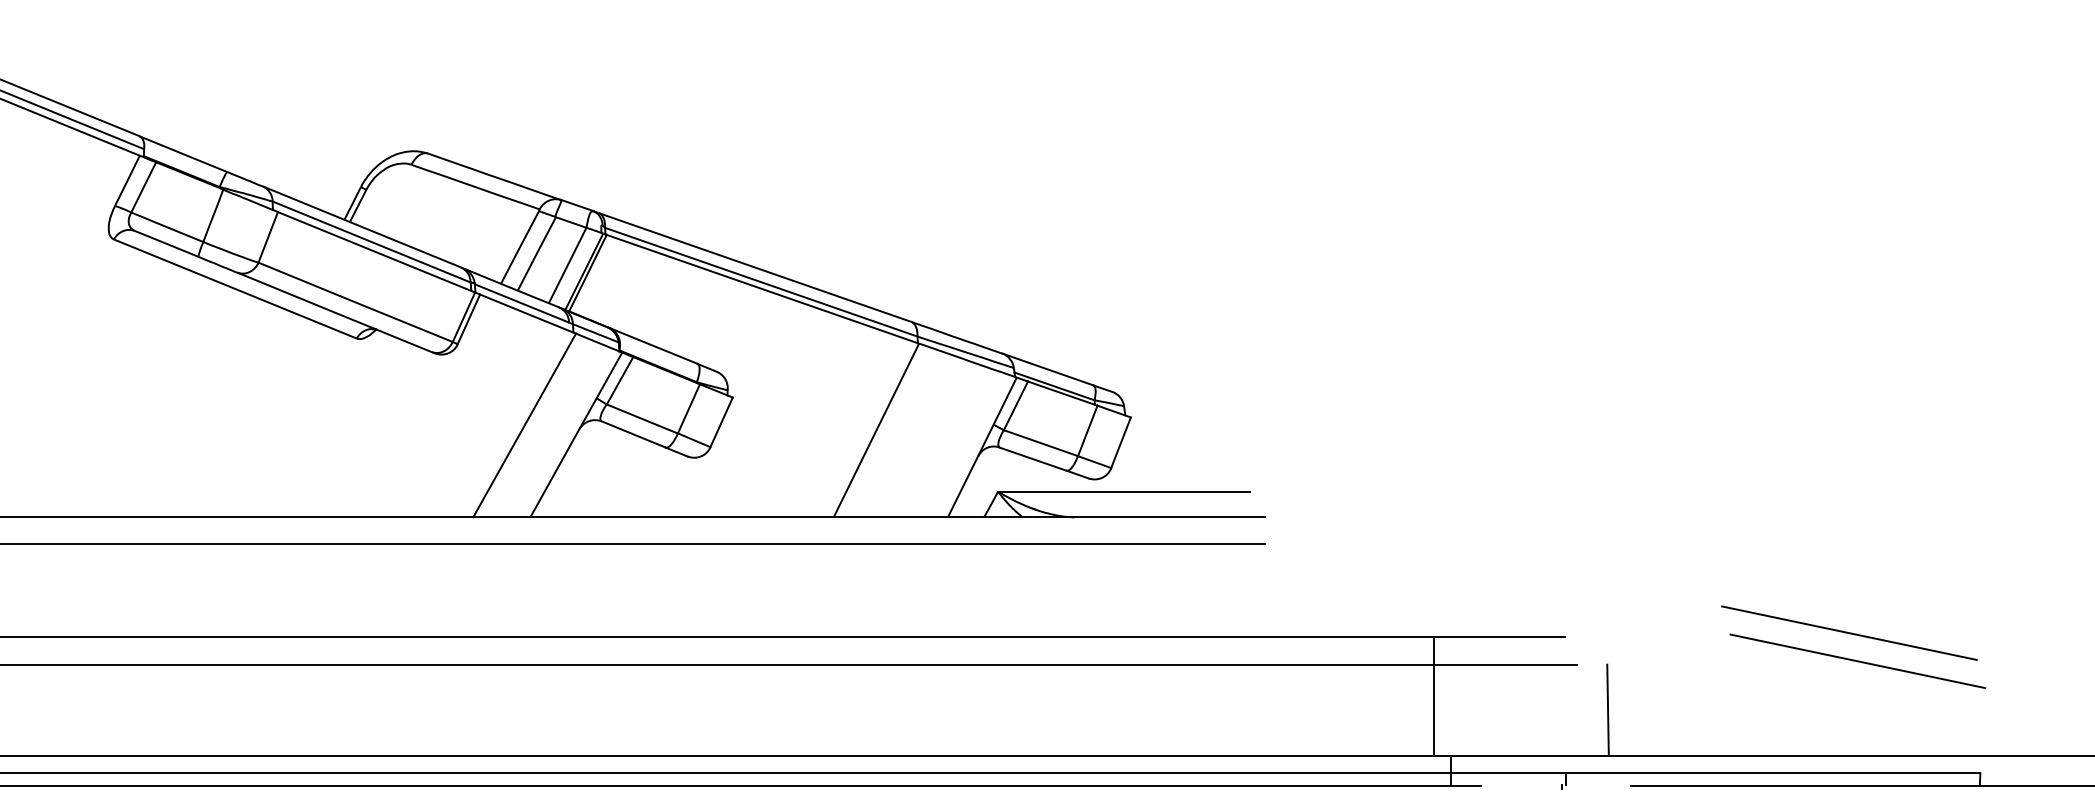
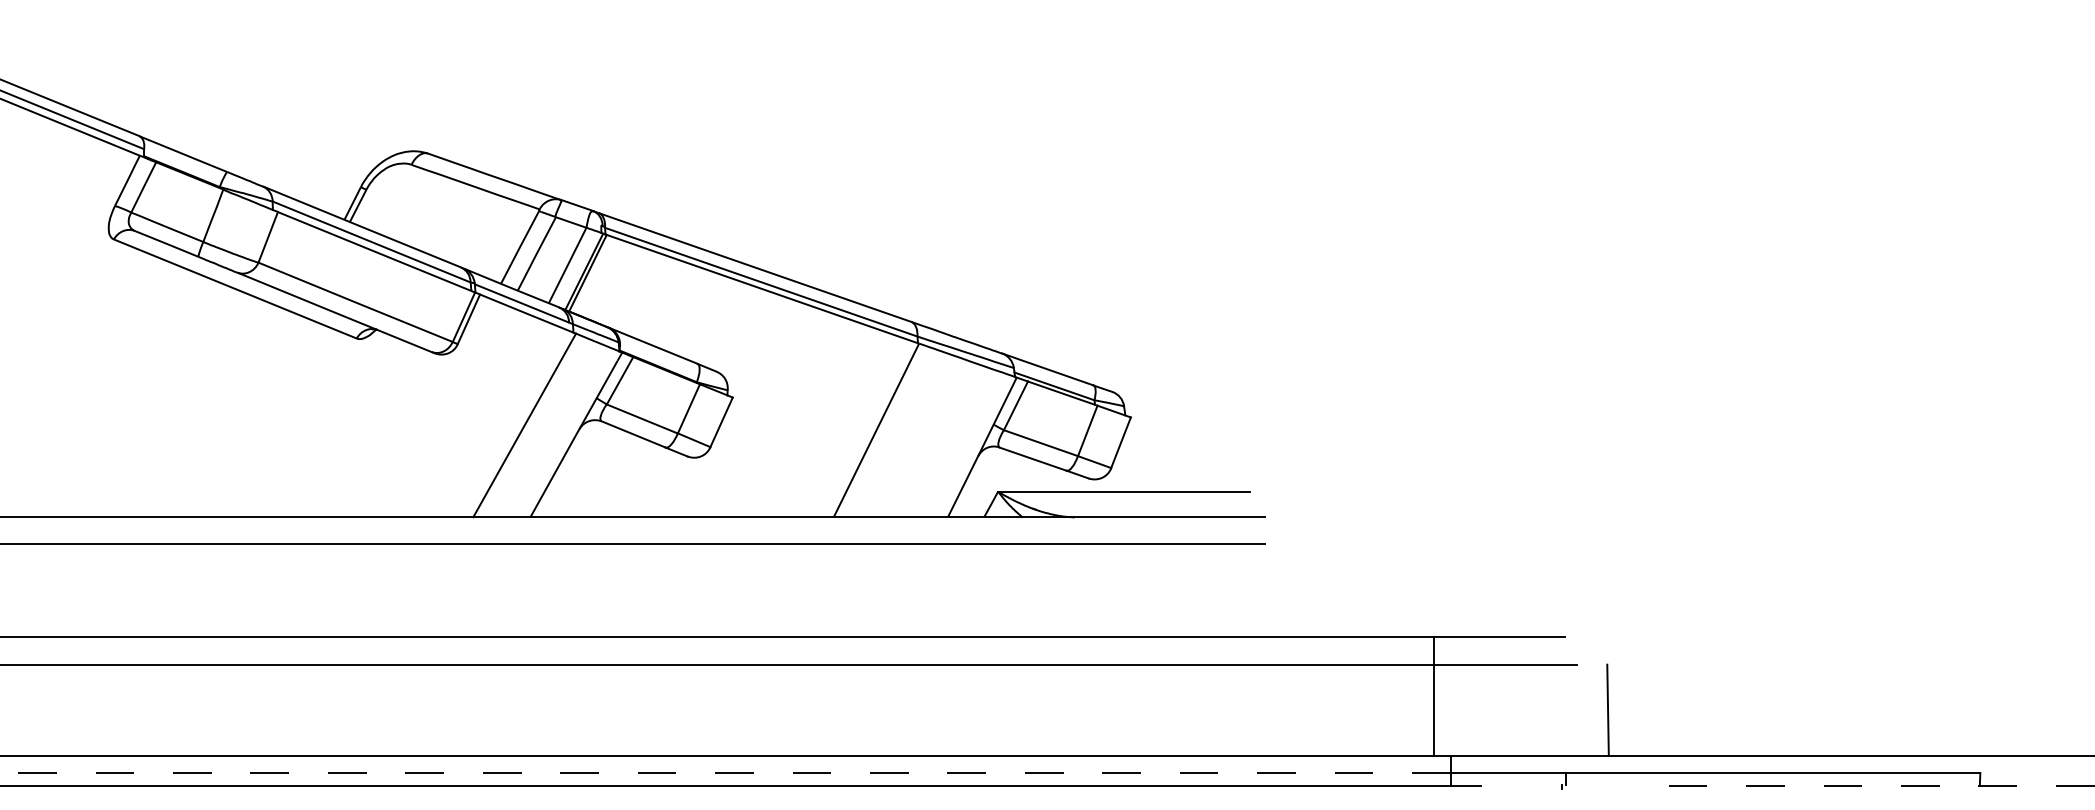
line: present -> none (1849, 632)
line: present -> none (1857, 661)
line: solid -> dashed (724, 773)
line: solid -> dashed (1862, 785)
